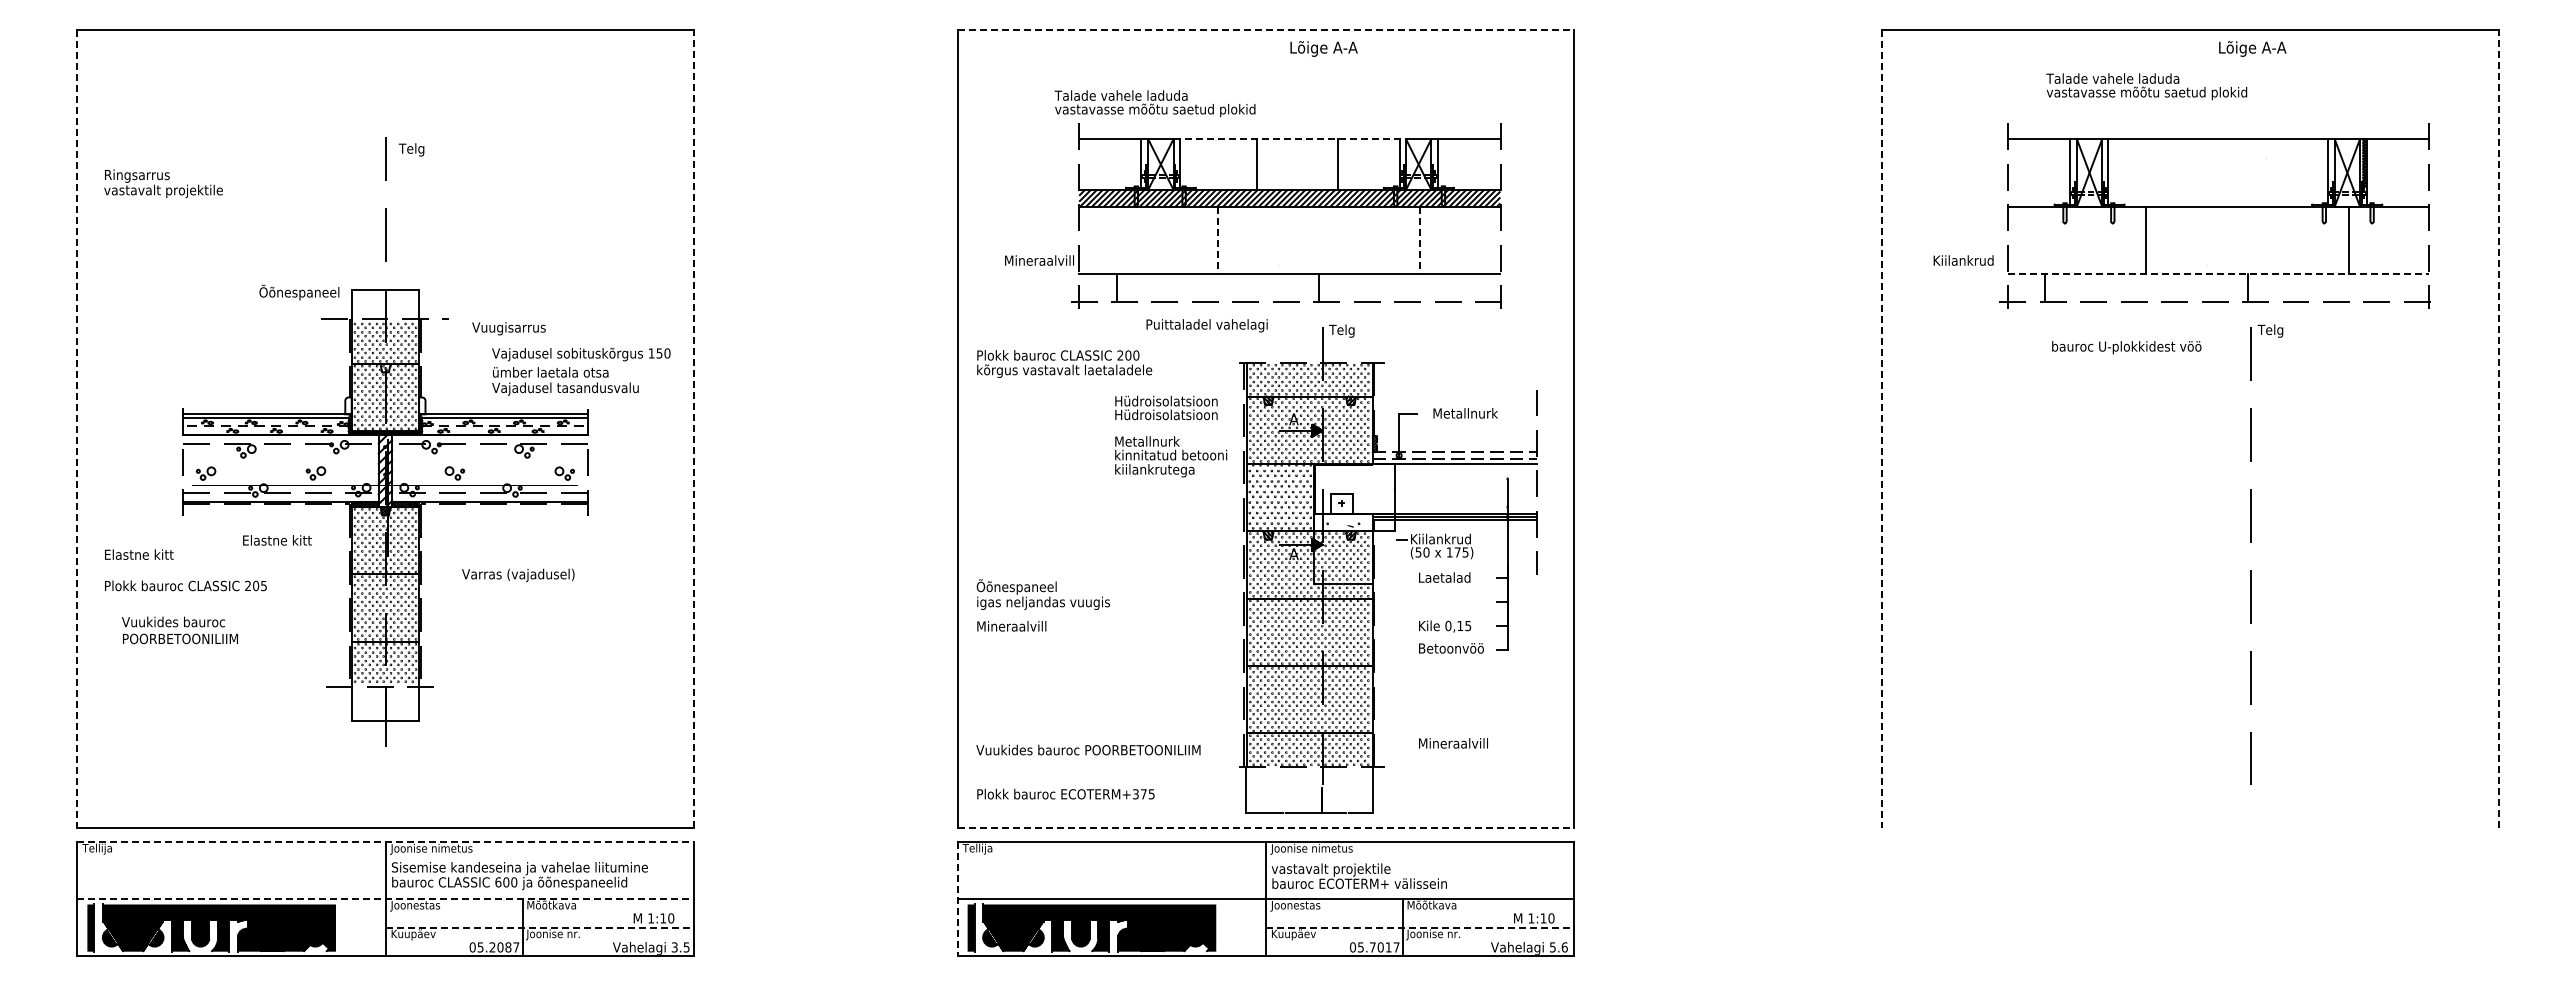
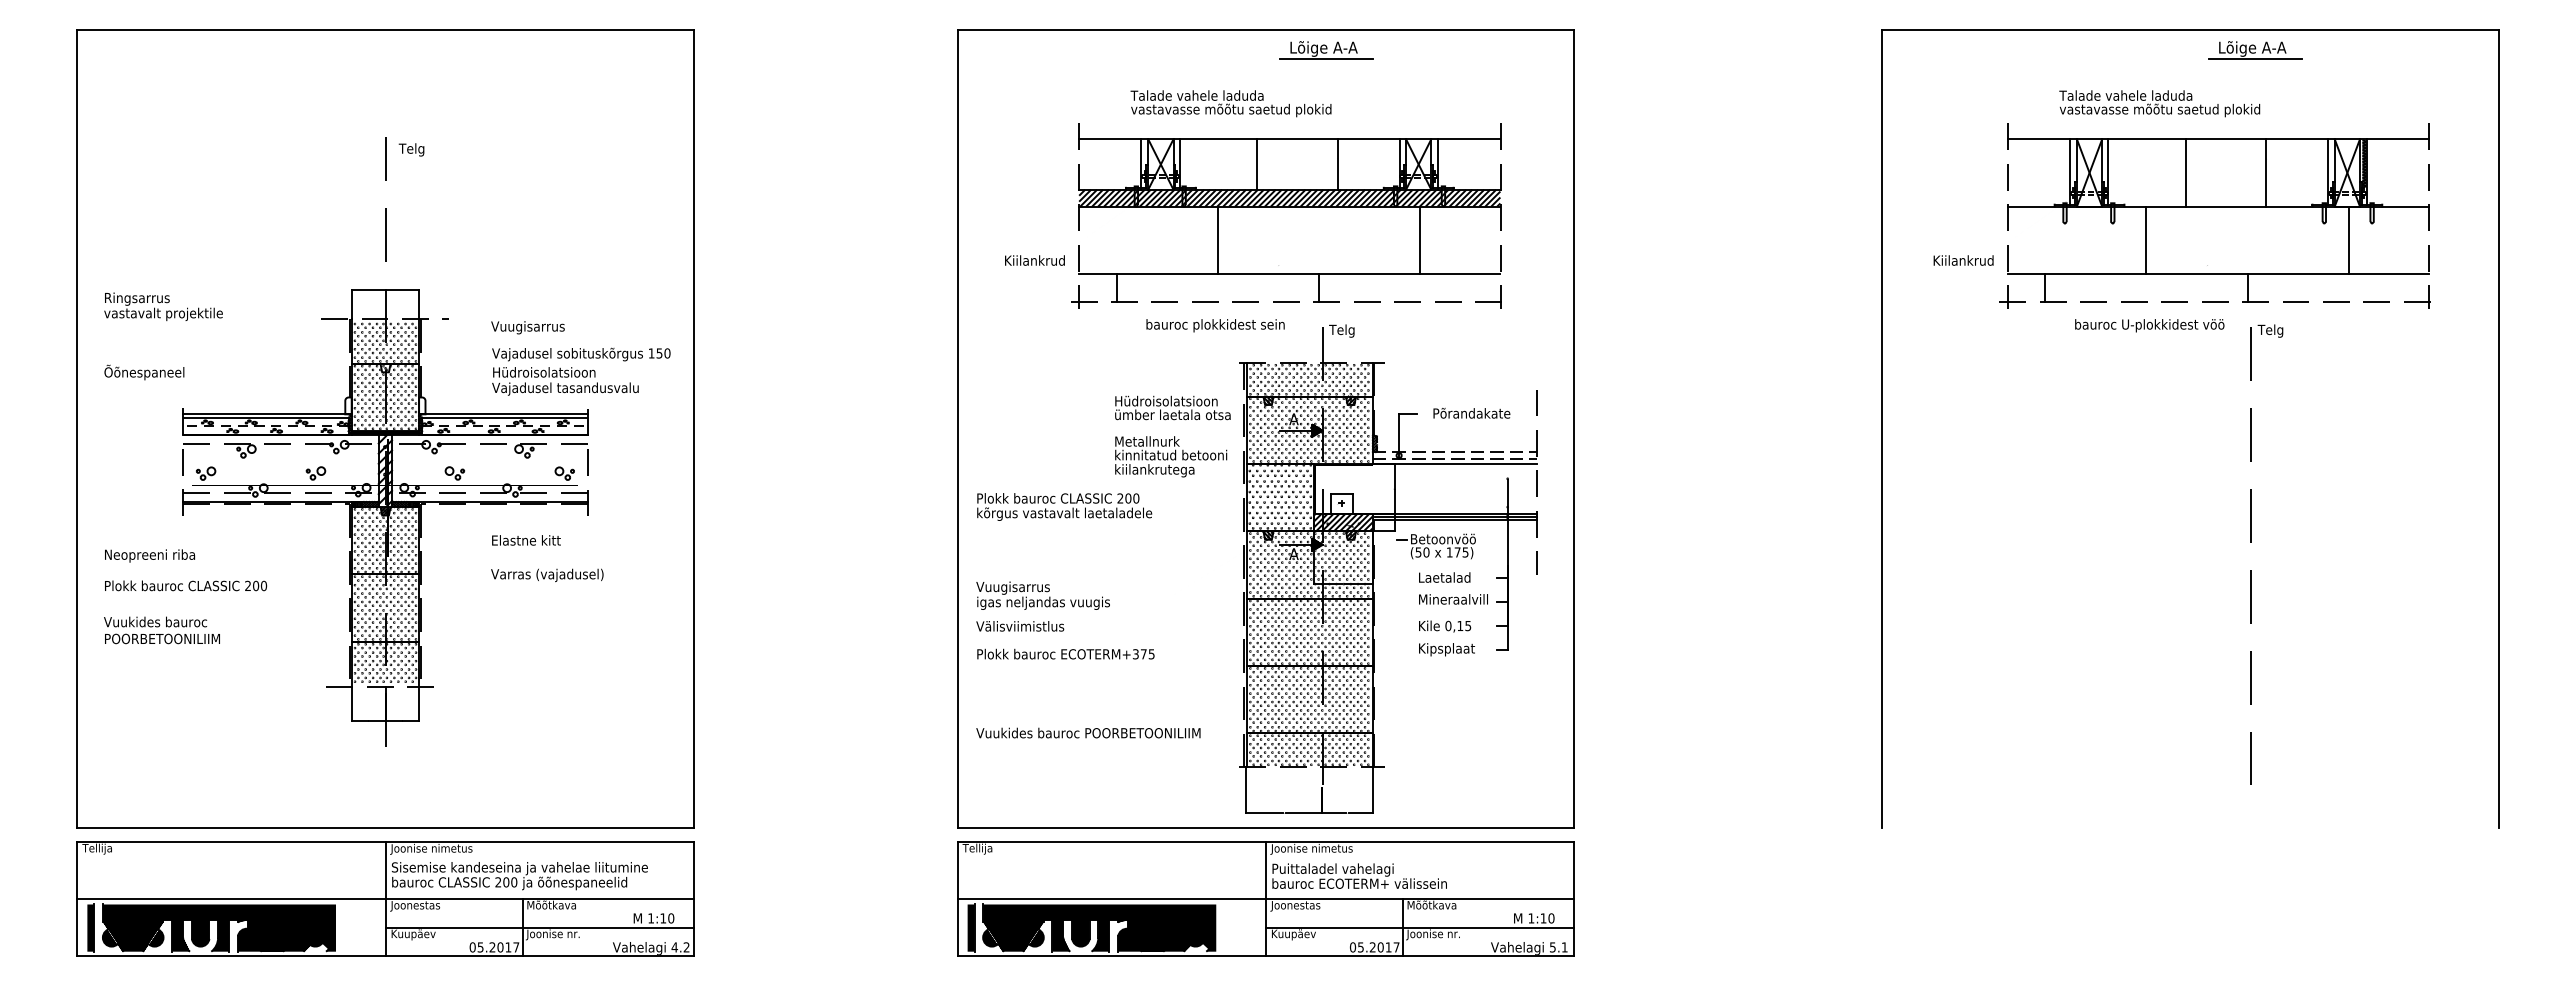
line: dashed -> solid (1266, 29)
line: none -> present (1326, 59)
line: none -> present (2255, 59)
text position: (2146, 86) -> (2159, 103) (2159, 103)
text position: (1154, 103) -> (1230, 103) (1230, 103)
line: dashed -> solid (1290, 139)
line: none -> present (2185, 172)
line: none -> present (2266, 172)
text position: (163, 183) -> (163, 306) (163, 306)
line: dashed -> solid (1217, 240)
line: dashed -> solid (1419, 240)
text: Mineraalvill -> Kiilankrud (1039, 260)
line: dashed -> solid (2218, 274)
text position: (299, 292) -> (144, 372) (144, 372)
text: Puittaladel vahelagi -> bauroc plokkidest sein (1215, 325)
text position: (508, 328) -> (527, 327) (527, 327)
text position: (2126, 347) -> (2149, 325) (2149, 325)
text position: (1064, 363) -> (1064, 506) (1064, 506)
text: ümber laetala otsa -> Hüdroisolatsioon (550, 372)
text: Metallnurk -> Põrandakate (1472, 412)
text: Hüdroisolatsioon -> ümber laetala otsa (1172, 414)
line: dashed -> solid (693, 428)
line: dashed -> solid (2498, 428)
line: dashed -> solid (77, 429)
line: dashed -> solid (1882, 429)
hatch: none -> present (1342, 522)
text: Kiilankrud -> Betoonvöö (1443, 538)
text position: (277, 540) -> (526, 540) (526, 540)
text: Elastne kitt -> Neopreeni riba (150, 555)
text position: (518, 575) -> (547, 575) (547, 575)
text: 205 -> 200 (263, 585)
text: Õõnespaneel -> Vuugisarrus (1016, 586)
text: Mineraalvill -> Välisviimistlus (1020, 626)
text position: (179, 630) -> (161, 630) (161, 630)
text: Betoonvöö -> Kipsplaat (1451, 649)
text position: (1453, 743) -> (1453, 599) (1453, 599)
text position: (1088, 749) -> (1088, 732) (1088, 732)
text position: (1065, 793) -> (1065, 653) (1065, 653)
line: dashed -> solid (1266, 828)
line: dashed -> solid (386, 842)
text: vastavalt projektile -> Puittaladel vahelagi (1332, 869)
text: 600 -> 200 (498, 882)
line: dashed -> solid (386, 899)
line: dashed -> solid (957, 899)
line: dashed -> solid (540, 927)
line: dashed -> solid (1420, 927)
text: 05.2087 -> 05.2017 (508, 947)
text: 3.5 -> 4.2 (680, 947)
text: 05.7017 -> 05.2017 (1372, 947)
text: 5.6 -> 5.1 (1564, 947)
